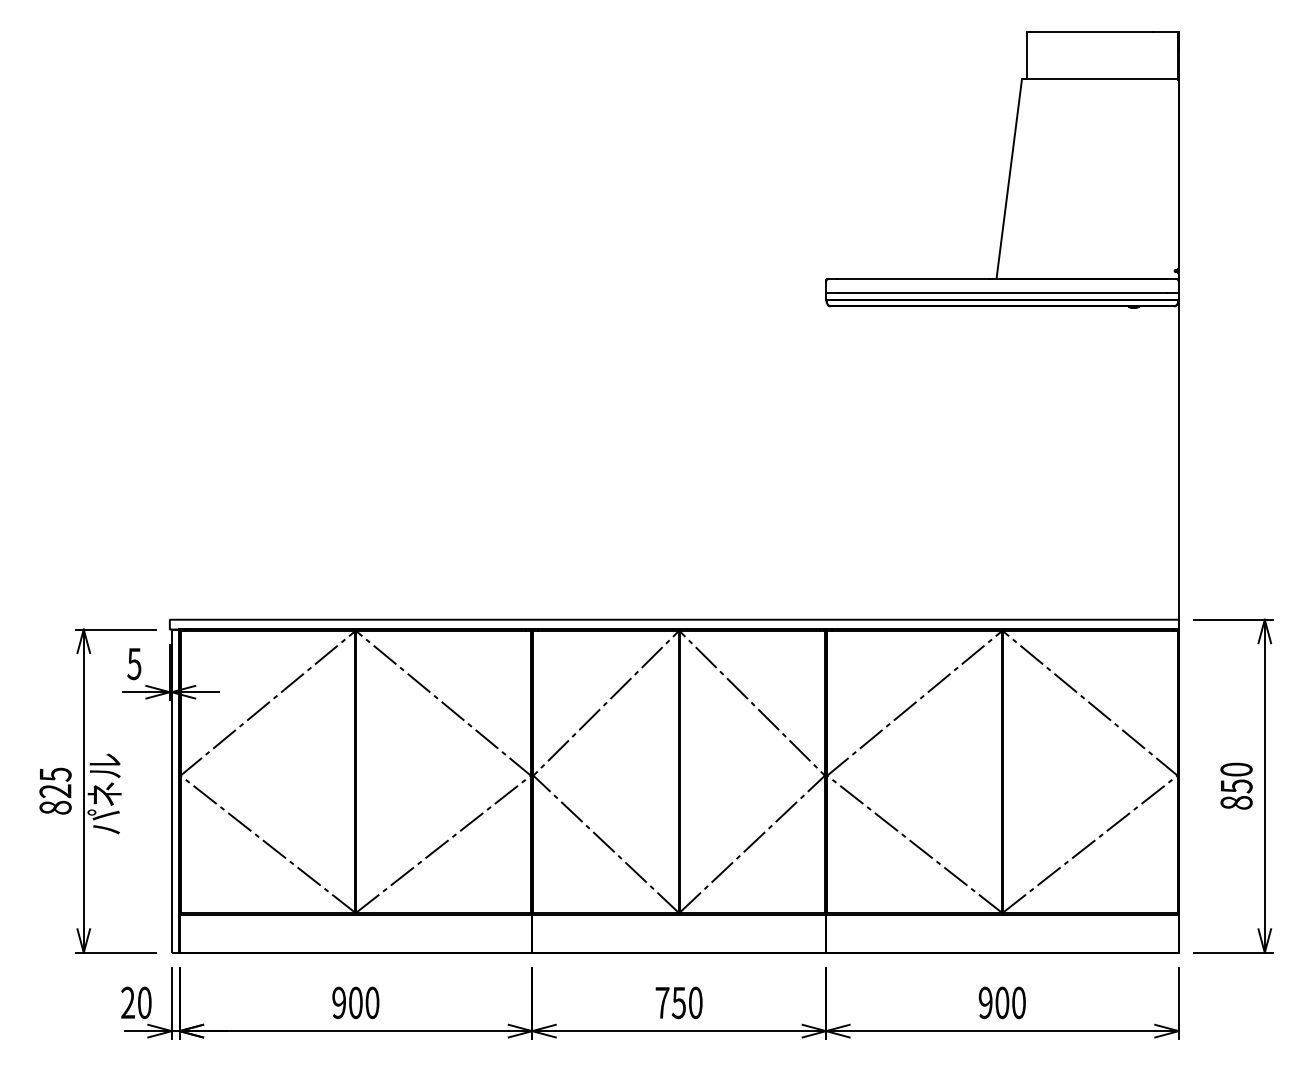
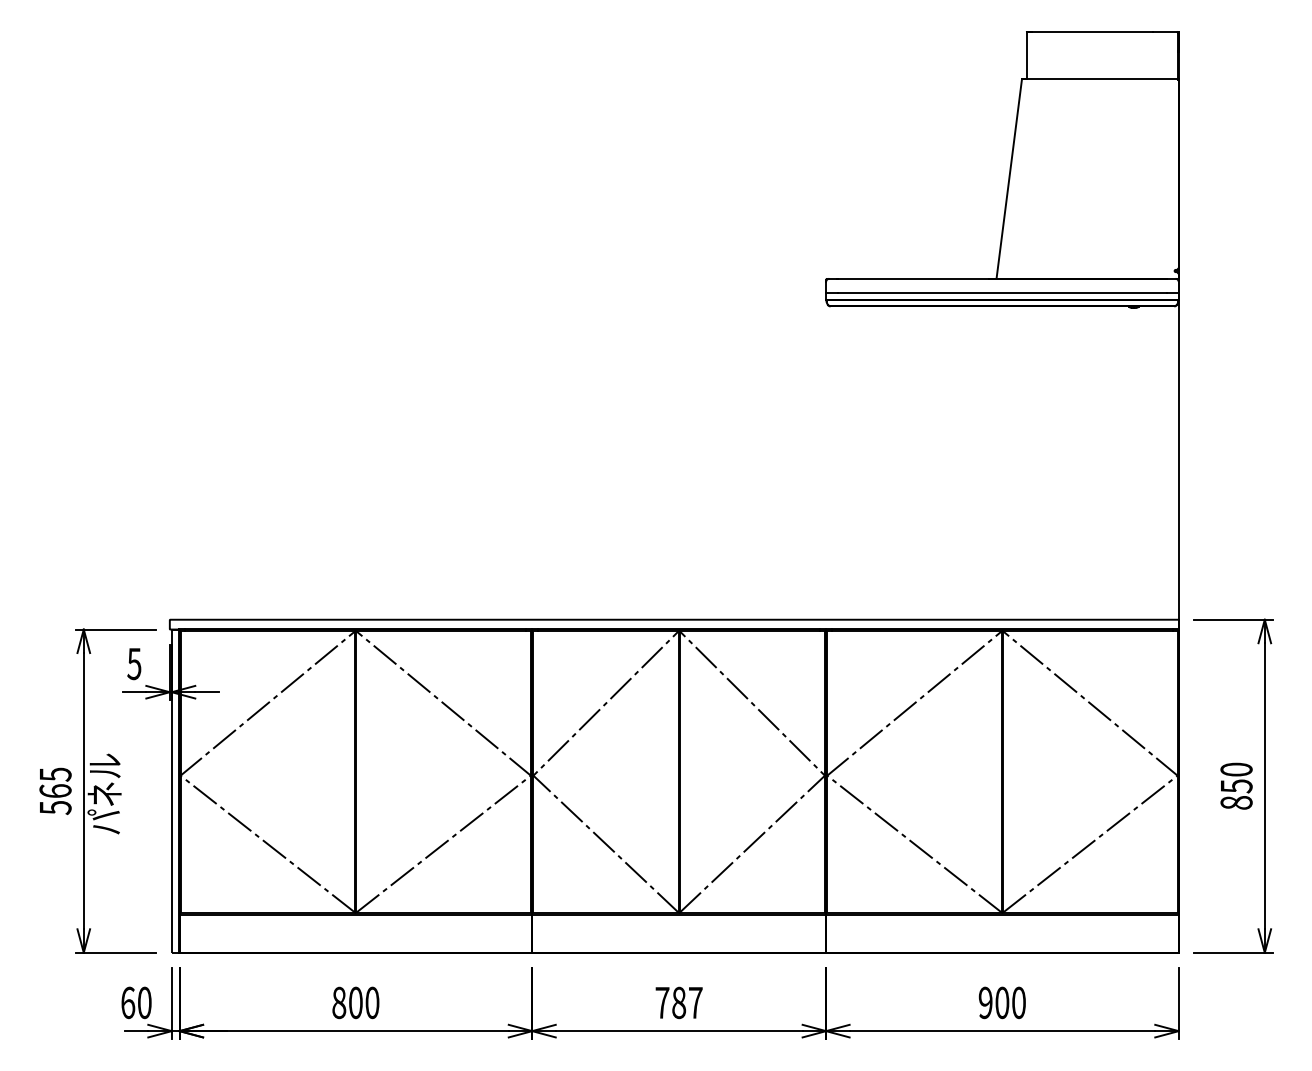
text: 825 -> 565 (55, 799)
text: 20 -> 60 (128, 1002)
text: 900 -> 800 (339, 1002)
text: 750 -> 787 (687, 1002)
